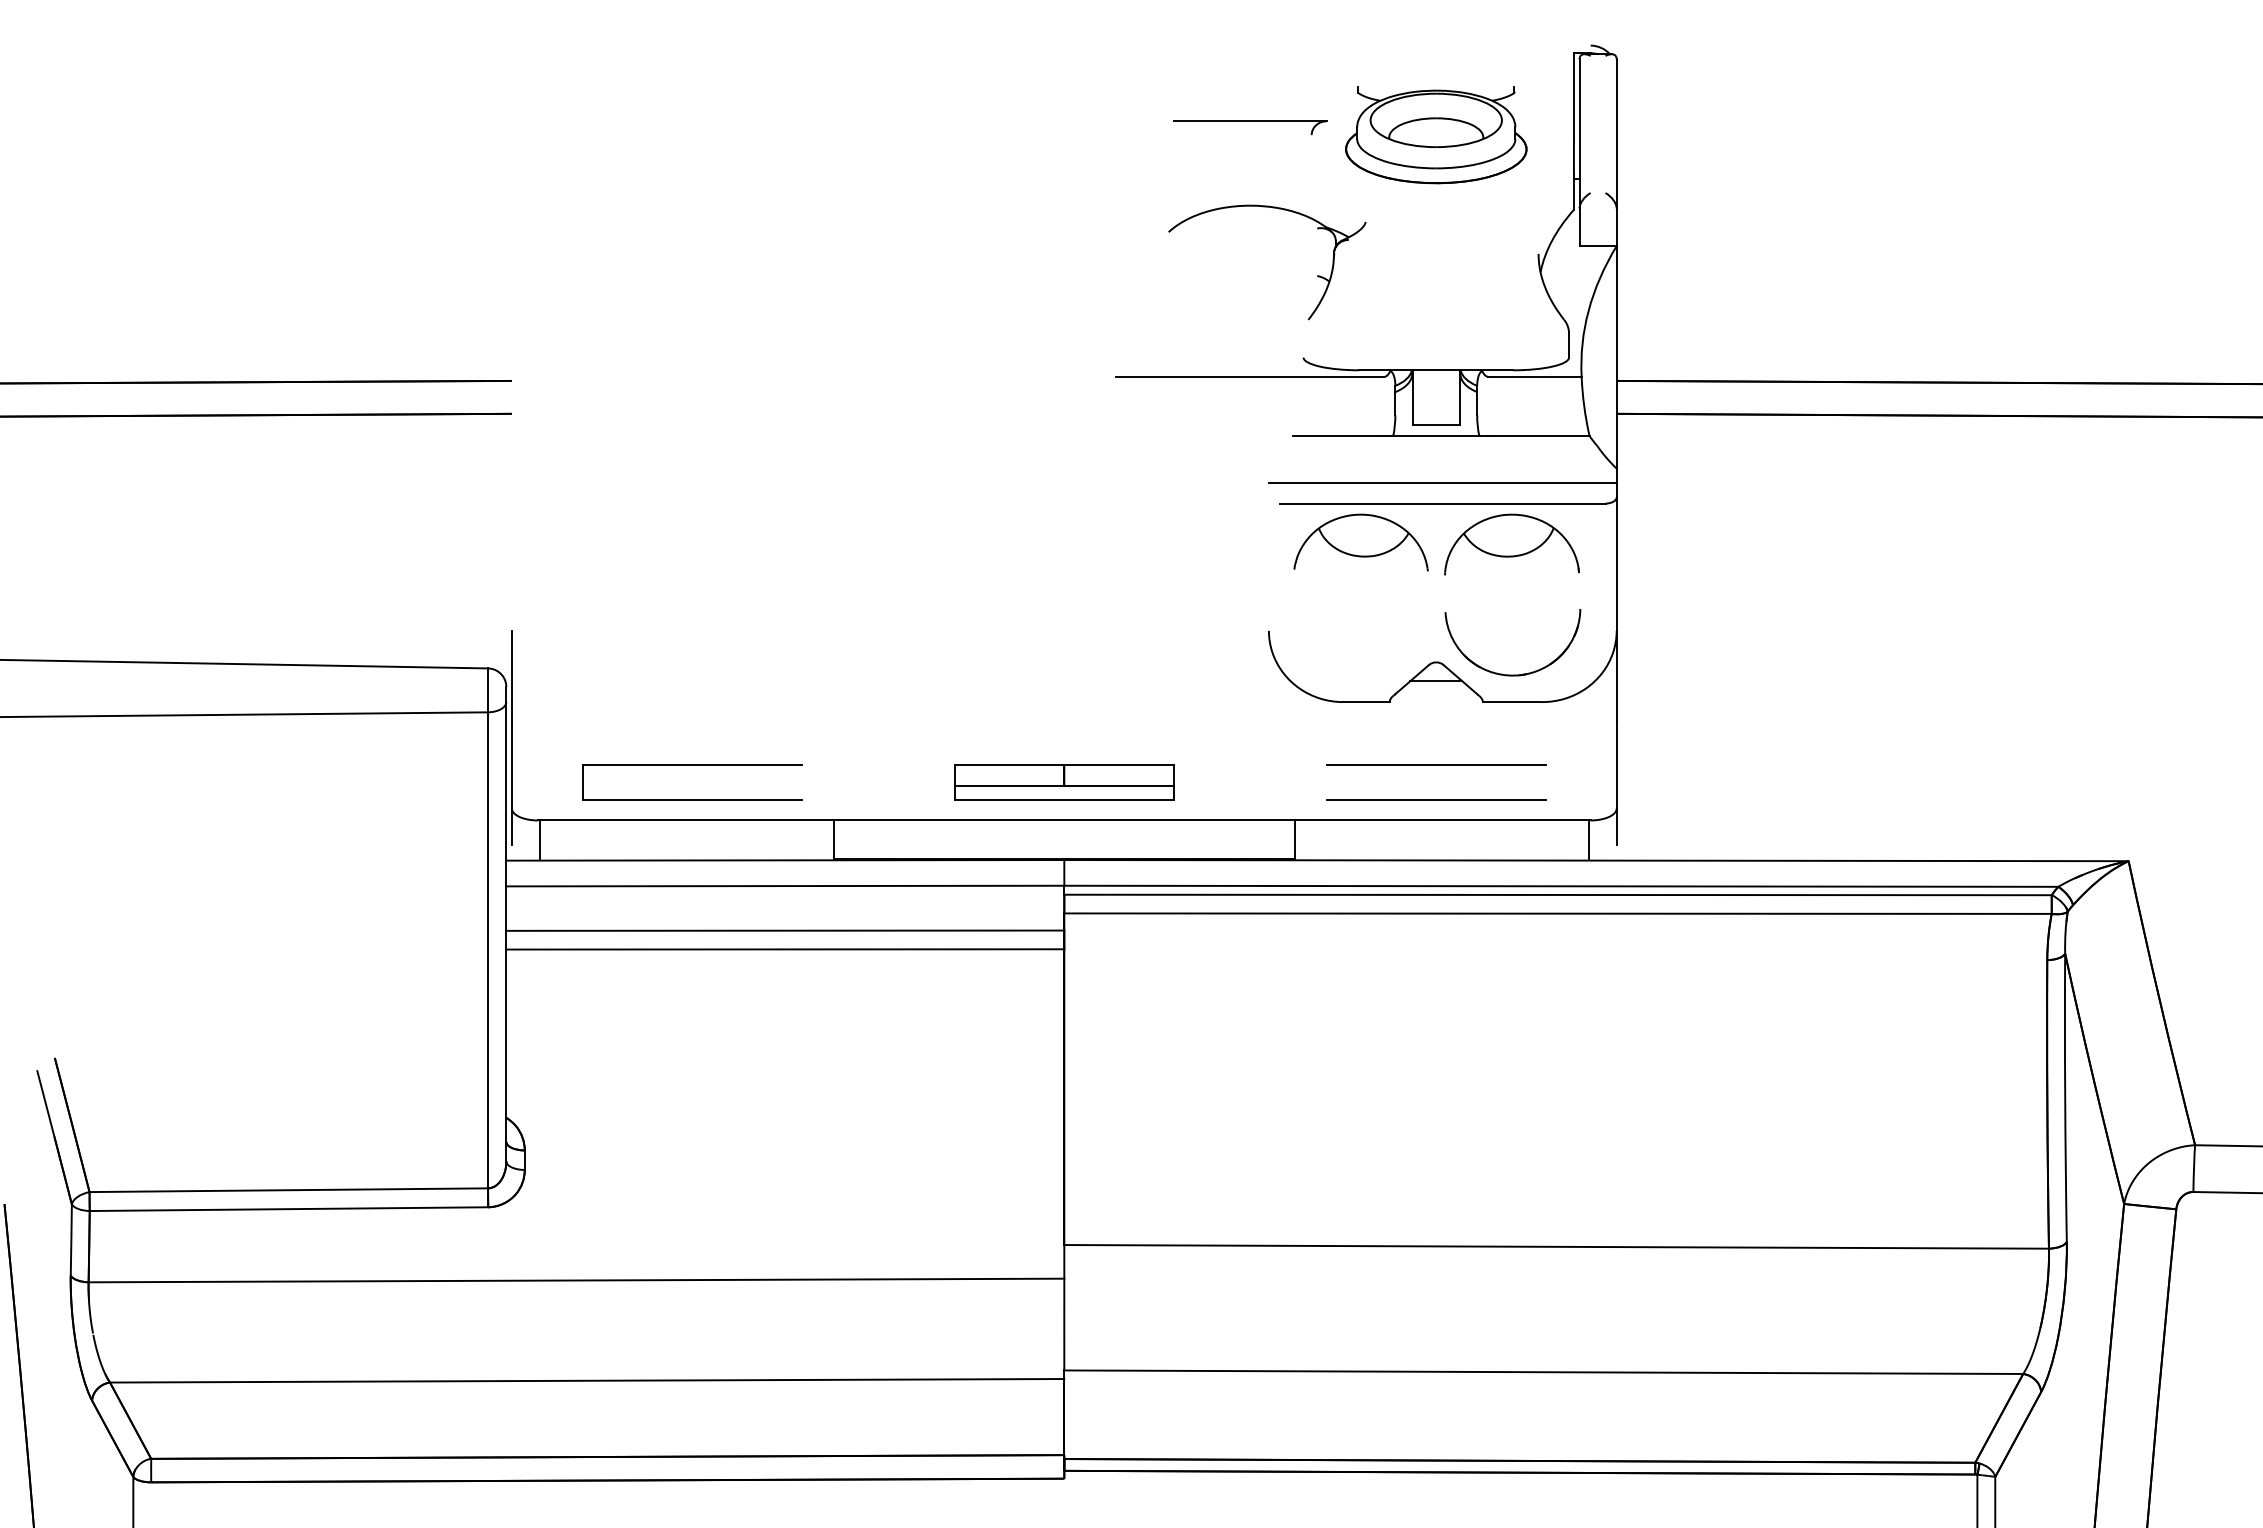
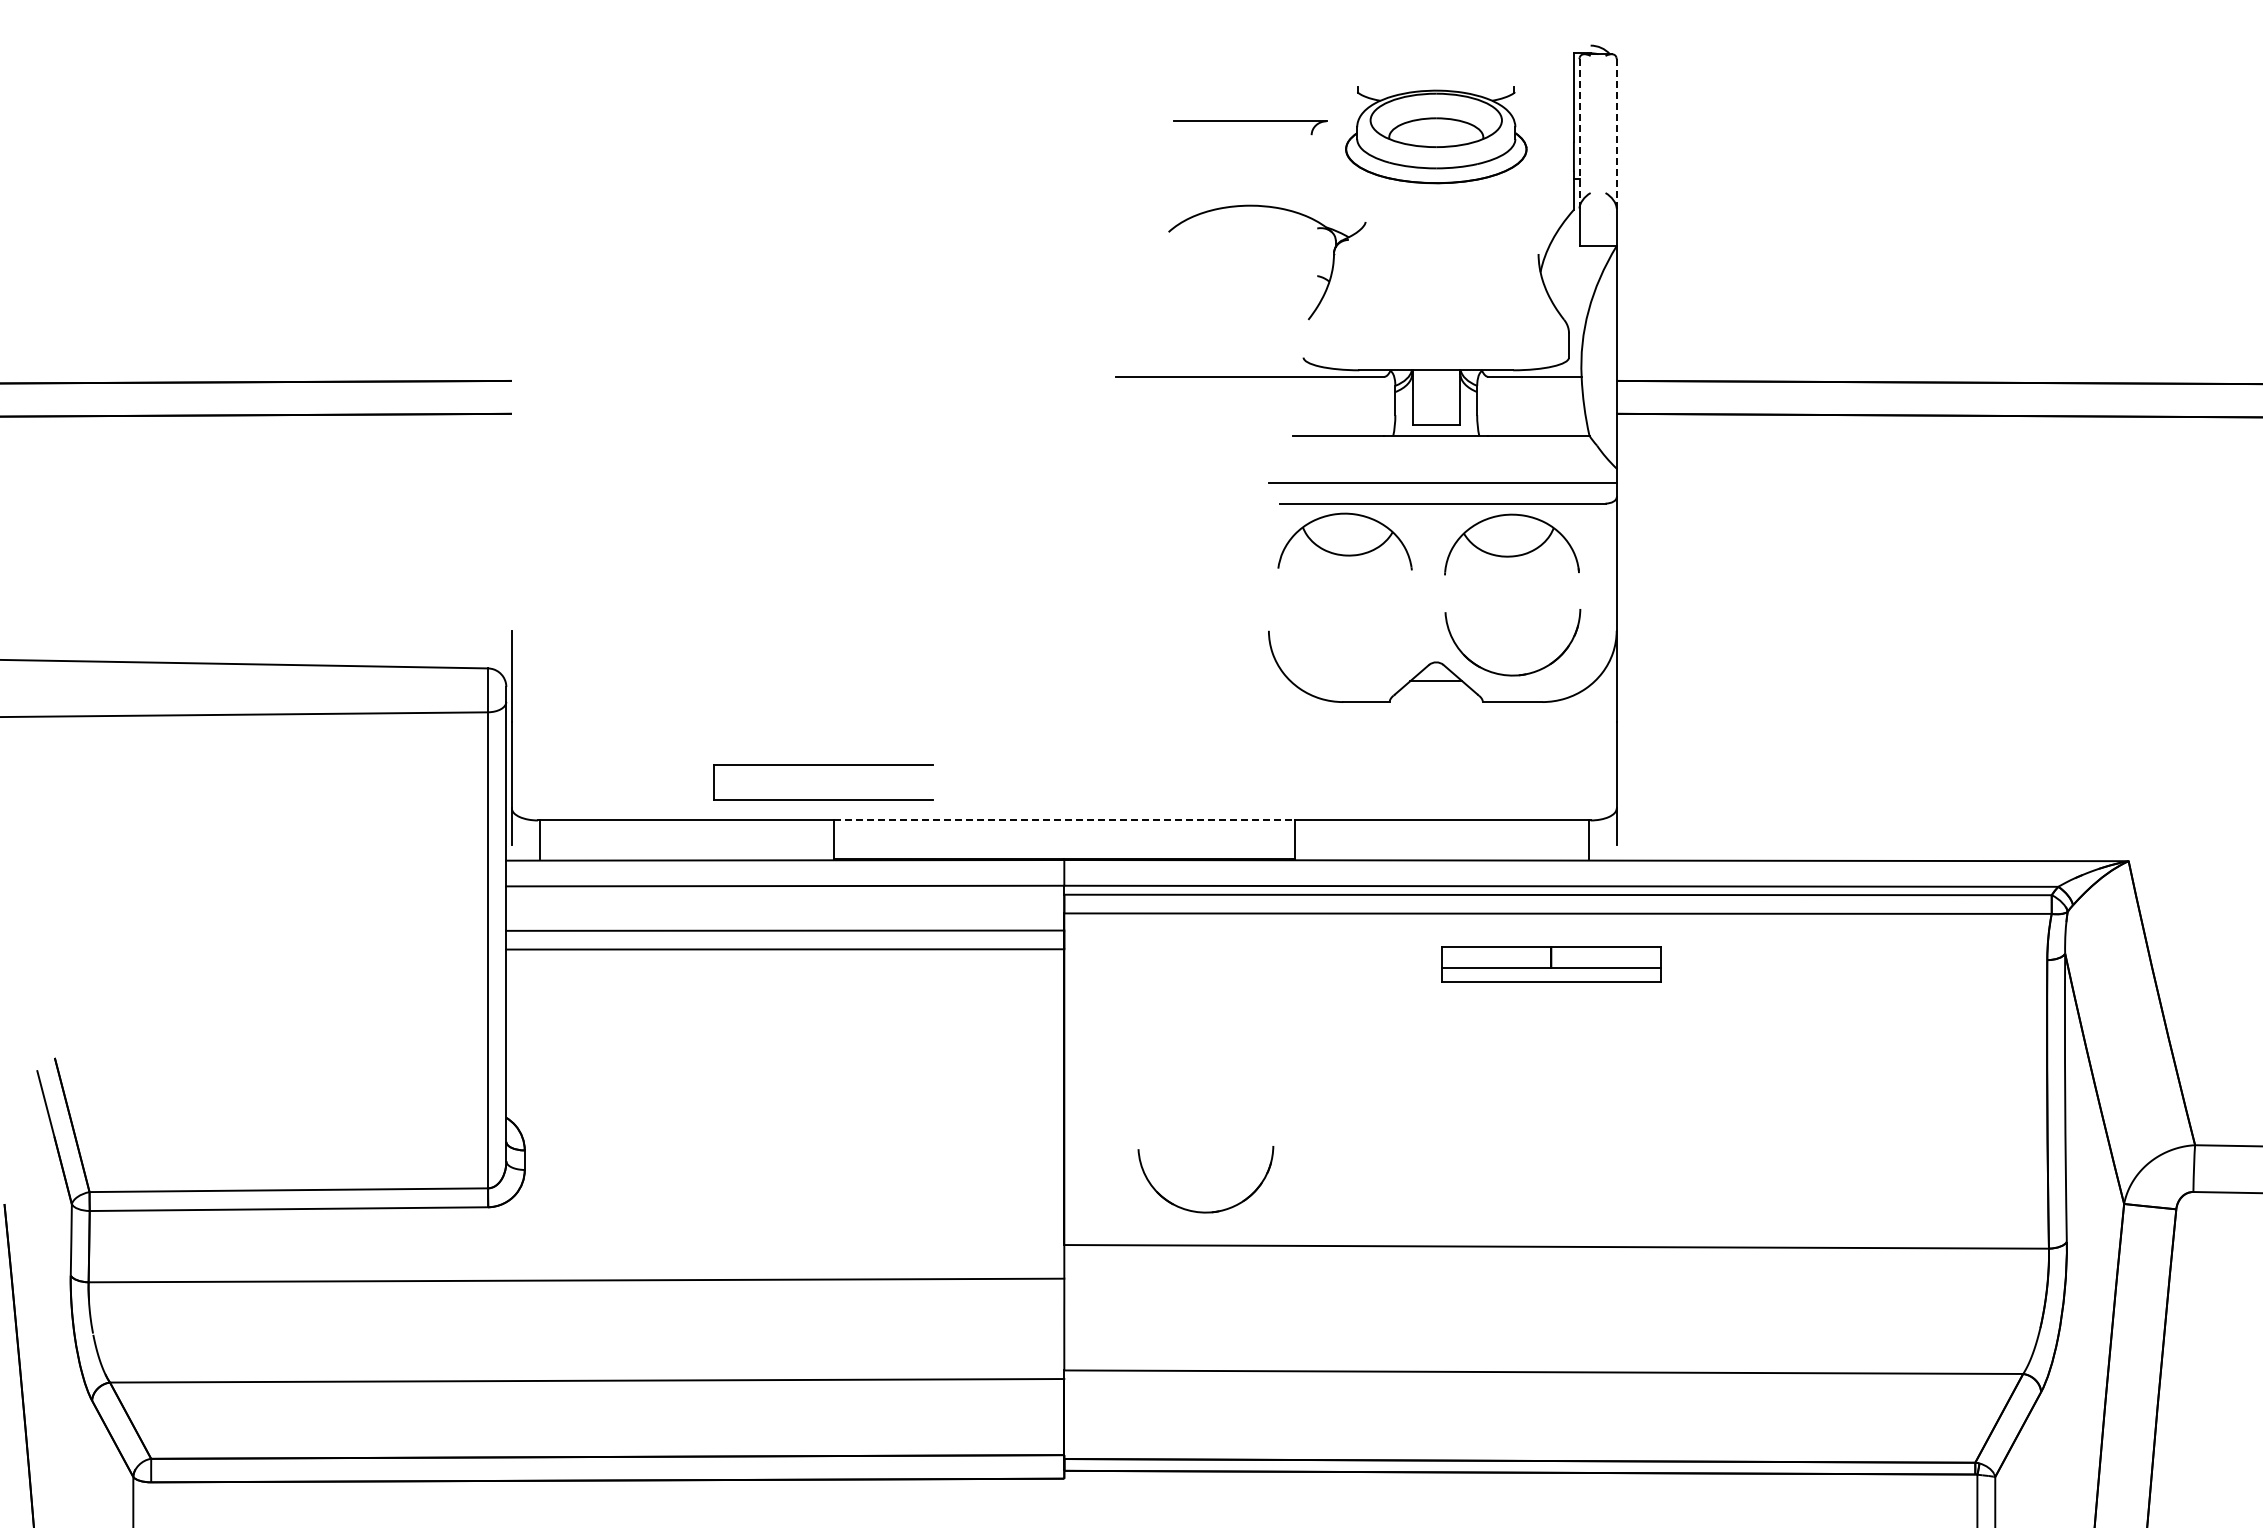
line: solid -> dashed (1579, 133)
line: solid -> dashed (1616, 133)
part position: (1360, 542) -> (1344, 541) (1344, 541)
line: present -> none (1436, 764)
part position: (692, 765) -> (823, 765) (823, 765)
part position: (1064, 782) -> (1551, 964) (1551, 964)
line: present -> none (1436, 799)
line: solid -> dashed (1064, 820)
part: none -> present (1205, 1211)
